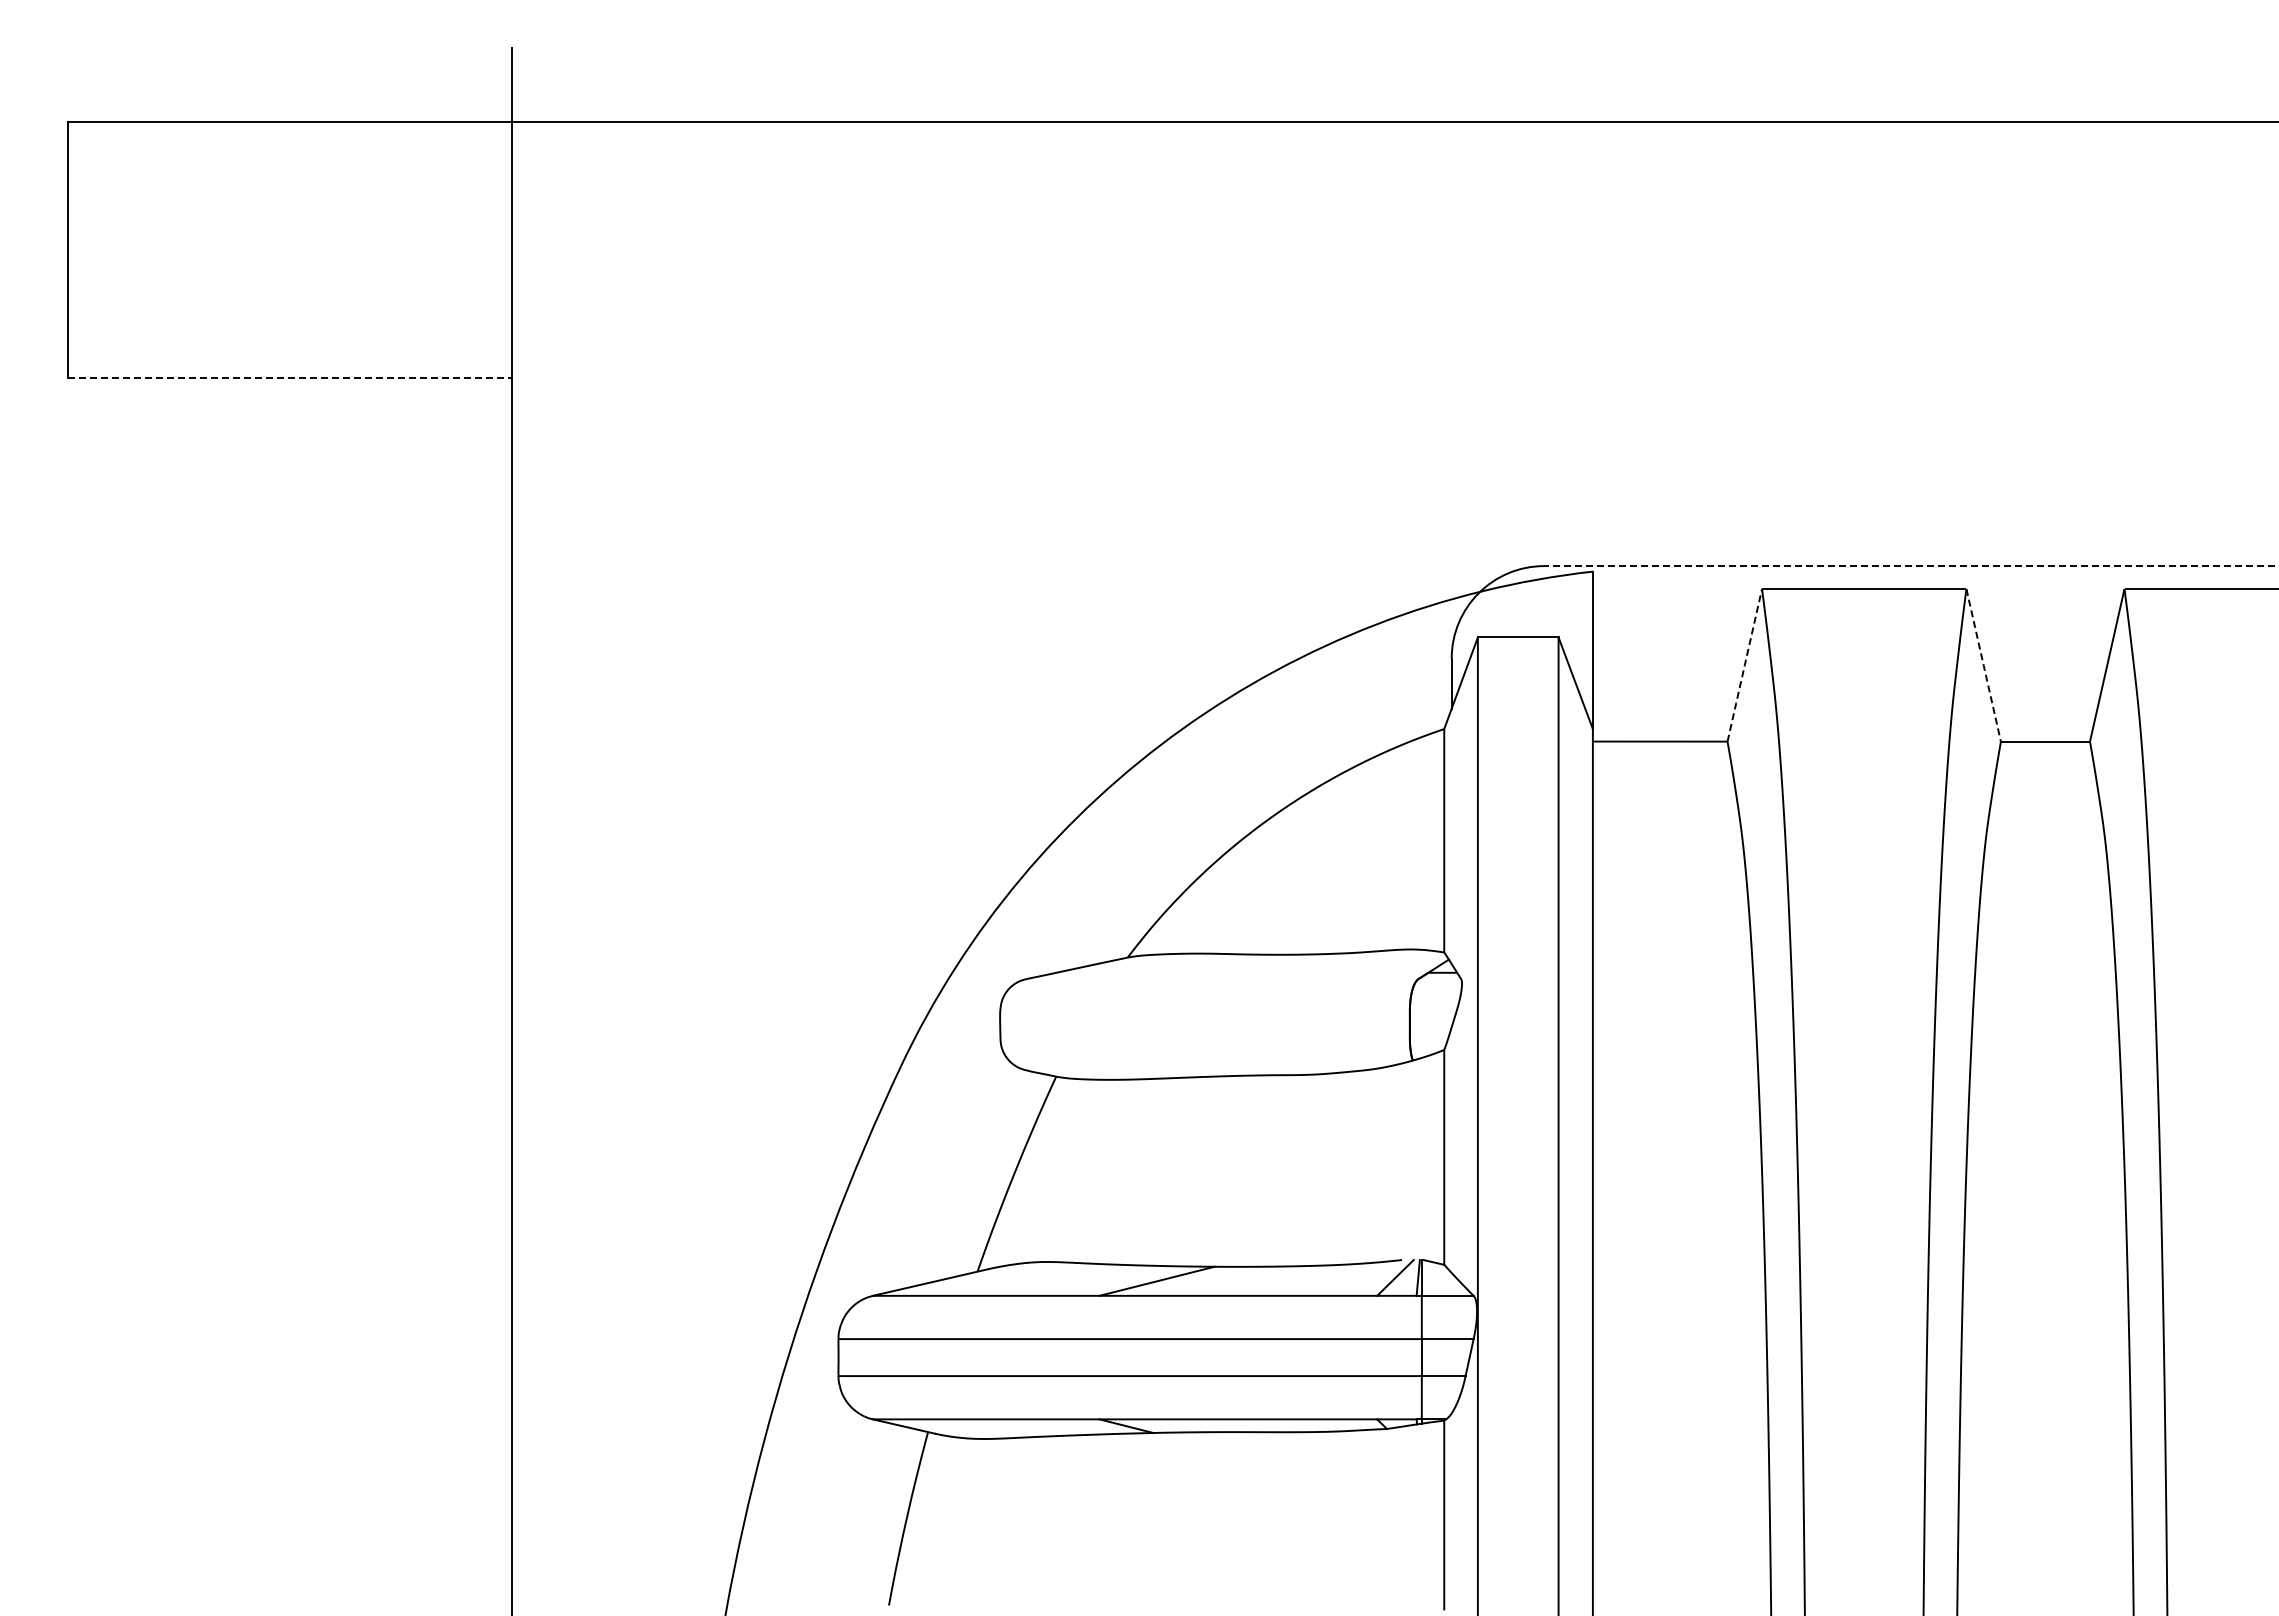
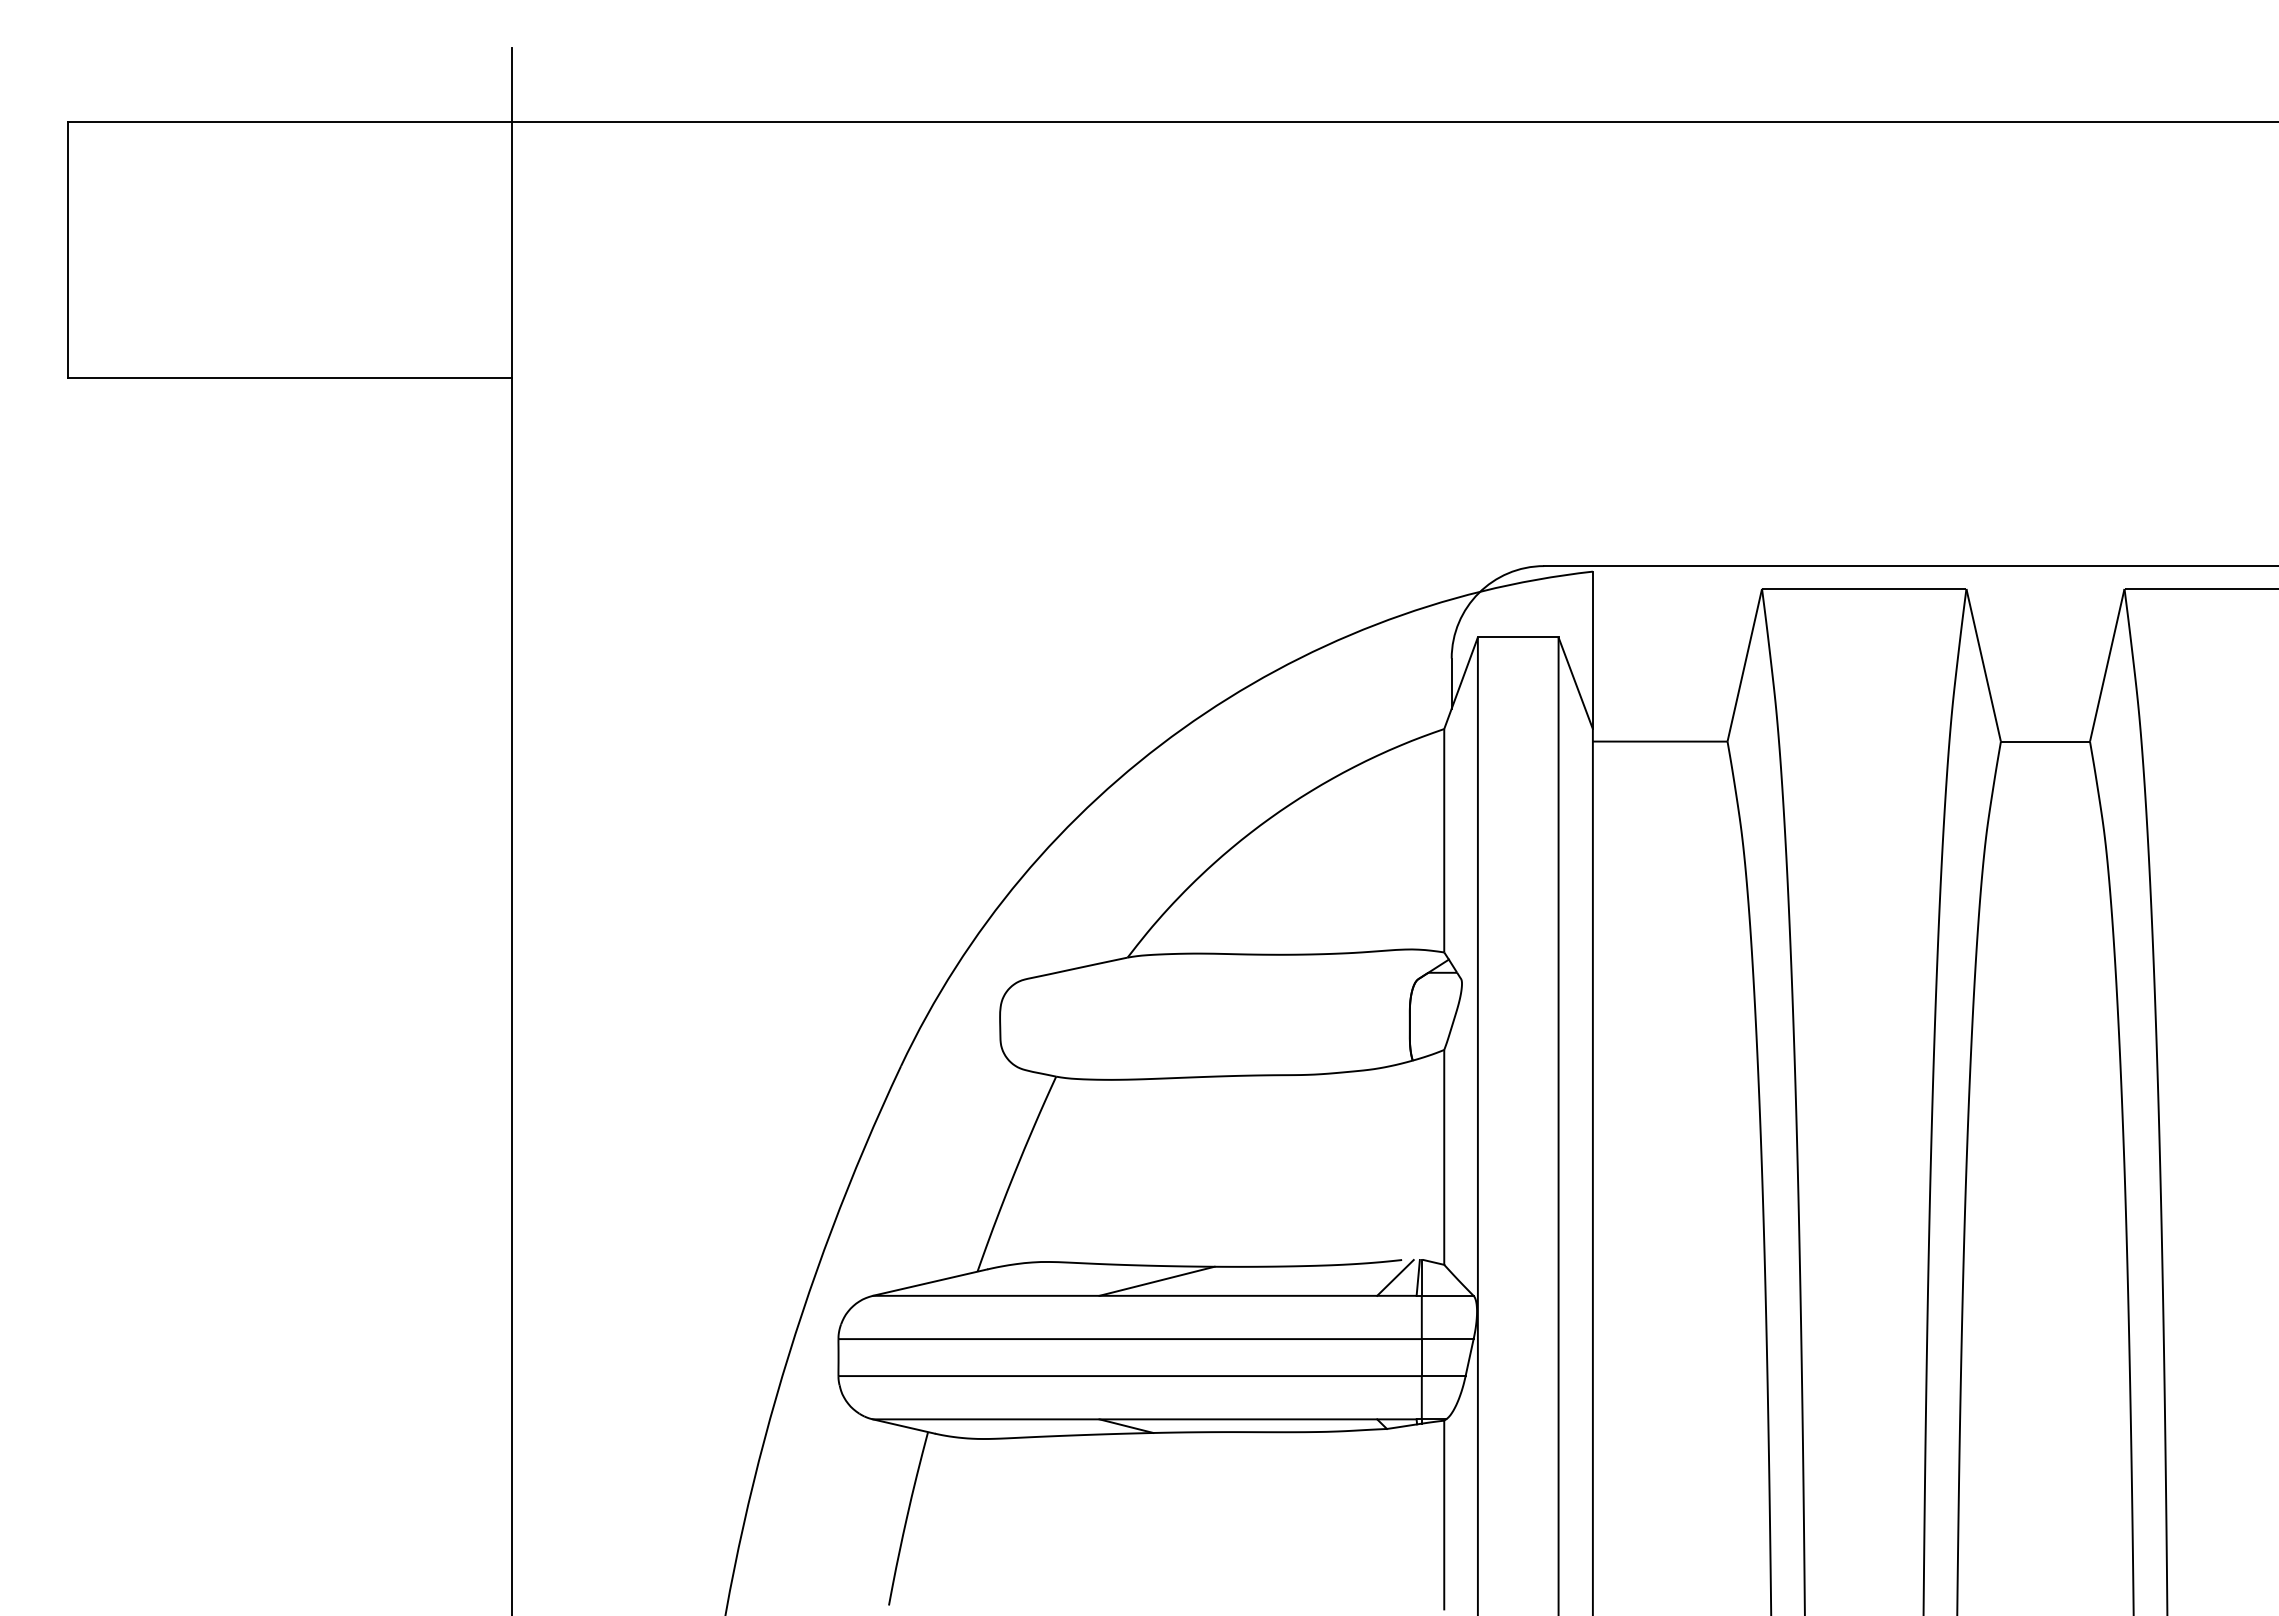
line: dashed -> solid (290, 378)
line: dashed -> solid (1911, 566)
line: dashed -> solid (1744, 665)
line: dashed -> solid (1983, 665)
